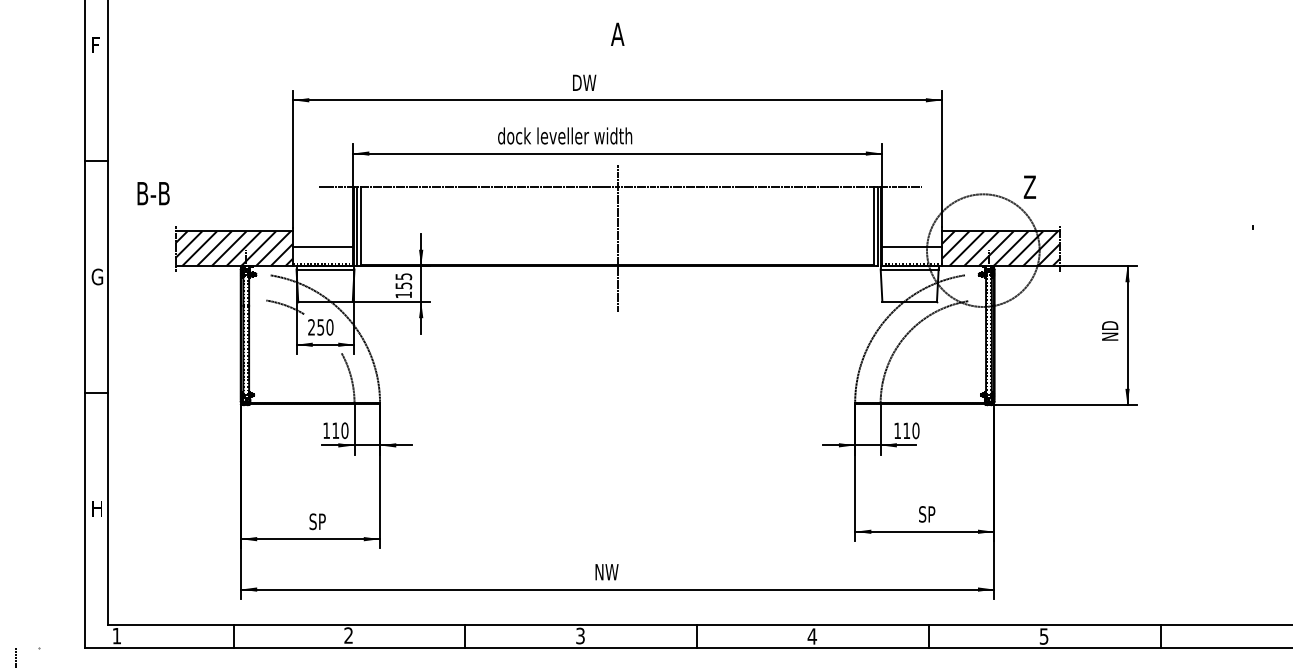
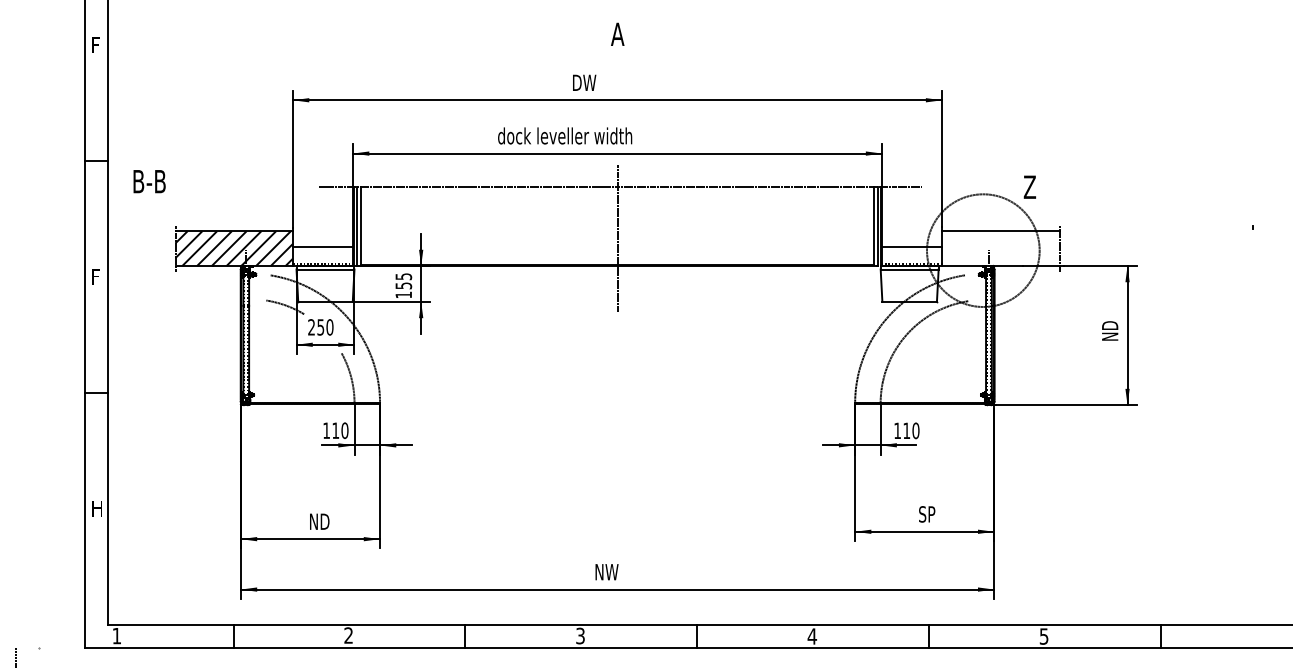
text position: (153, 193) -> (149, 181) (149, 181)
hatch: present -> none (1000, 248)
text: G -> F (97, 276)
text: SP -> ND (319, 521)
